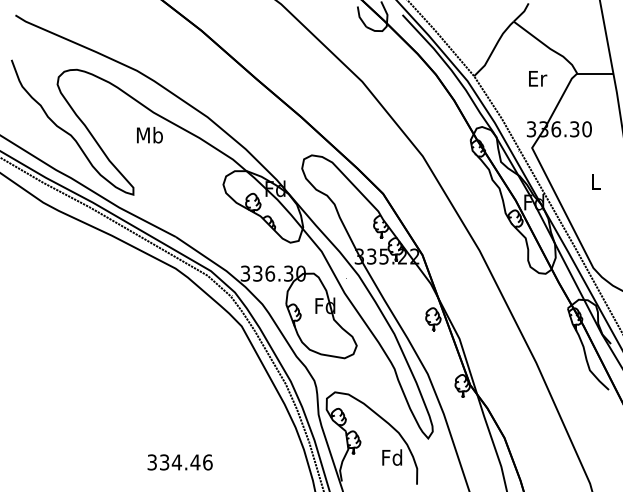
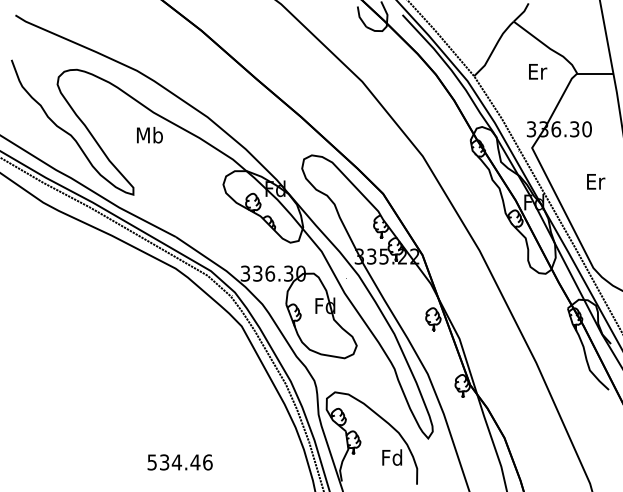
text position: (538, 78) -> (538, 71) (538, 71)
text: L -> Er (596, 181)
text: 334.46 -> 534.46 (152, 461)
